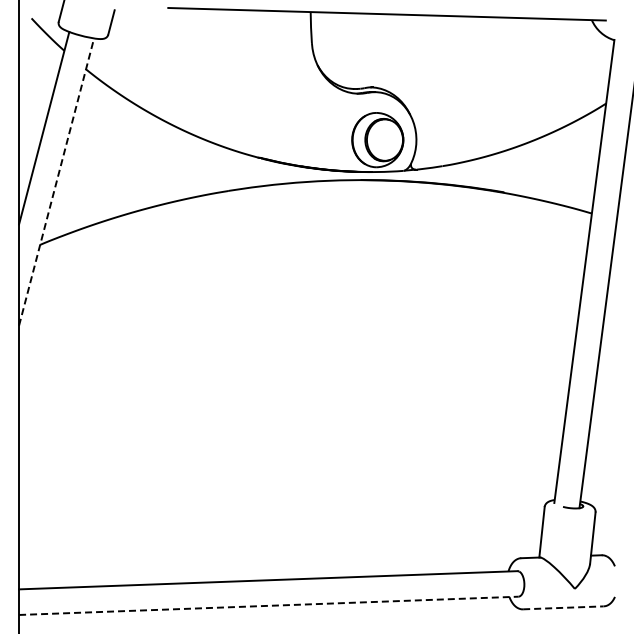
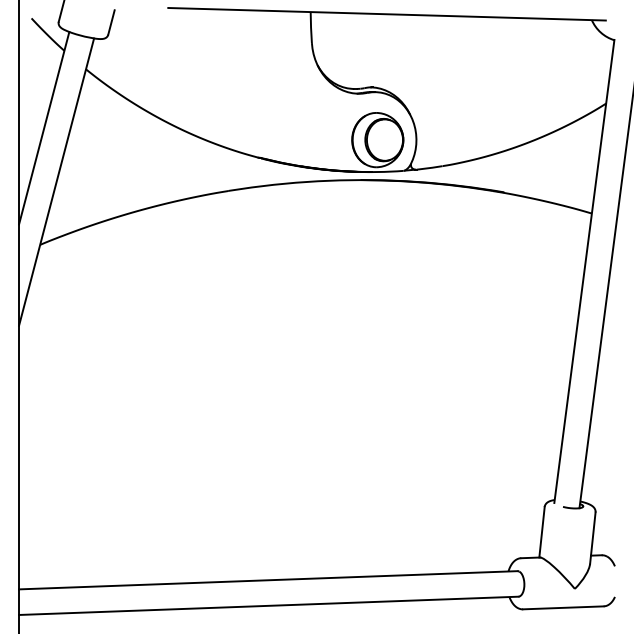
line: dashed -> solid (56, 181)
line: dashed -> solid (268, 605)
line: dashed -> solid (563, 607)
